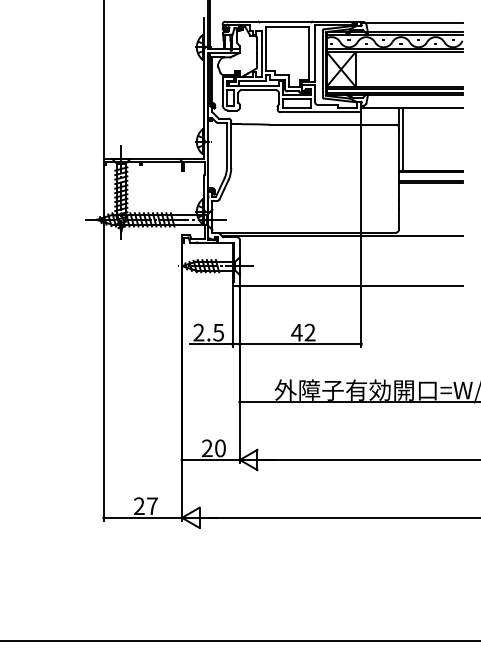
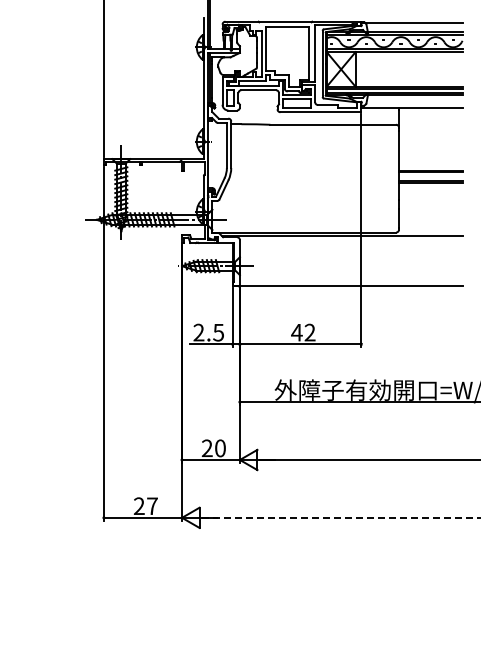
line: present -> none (402, 139)
line: solid -> dashed (341, 517)
line: present -> none (239, 641)
